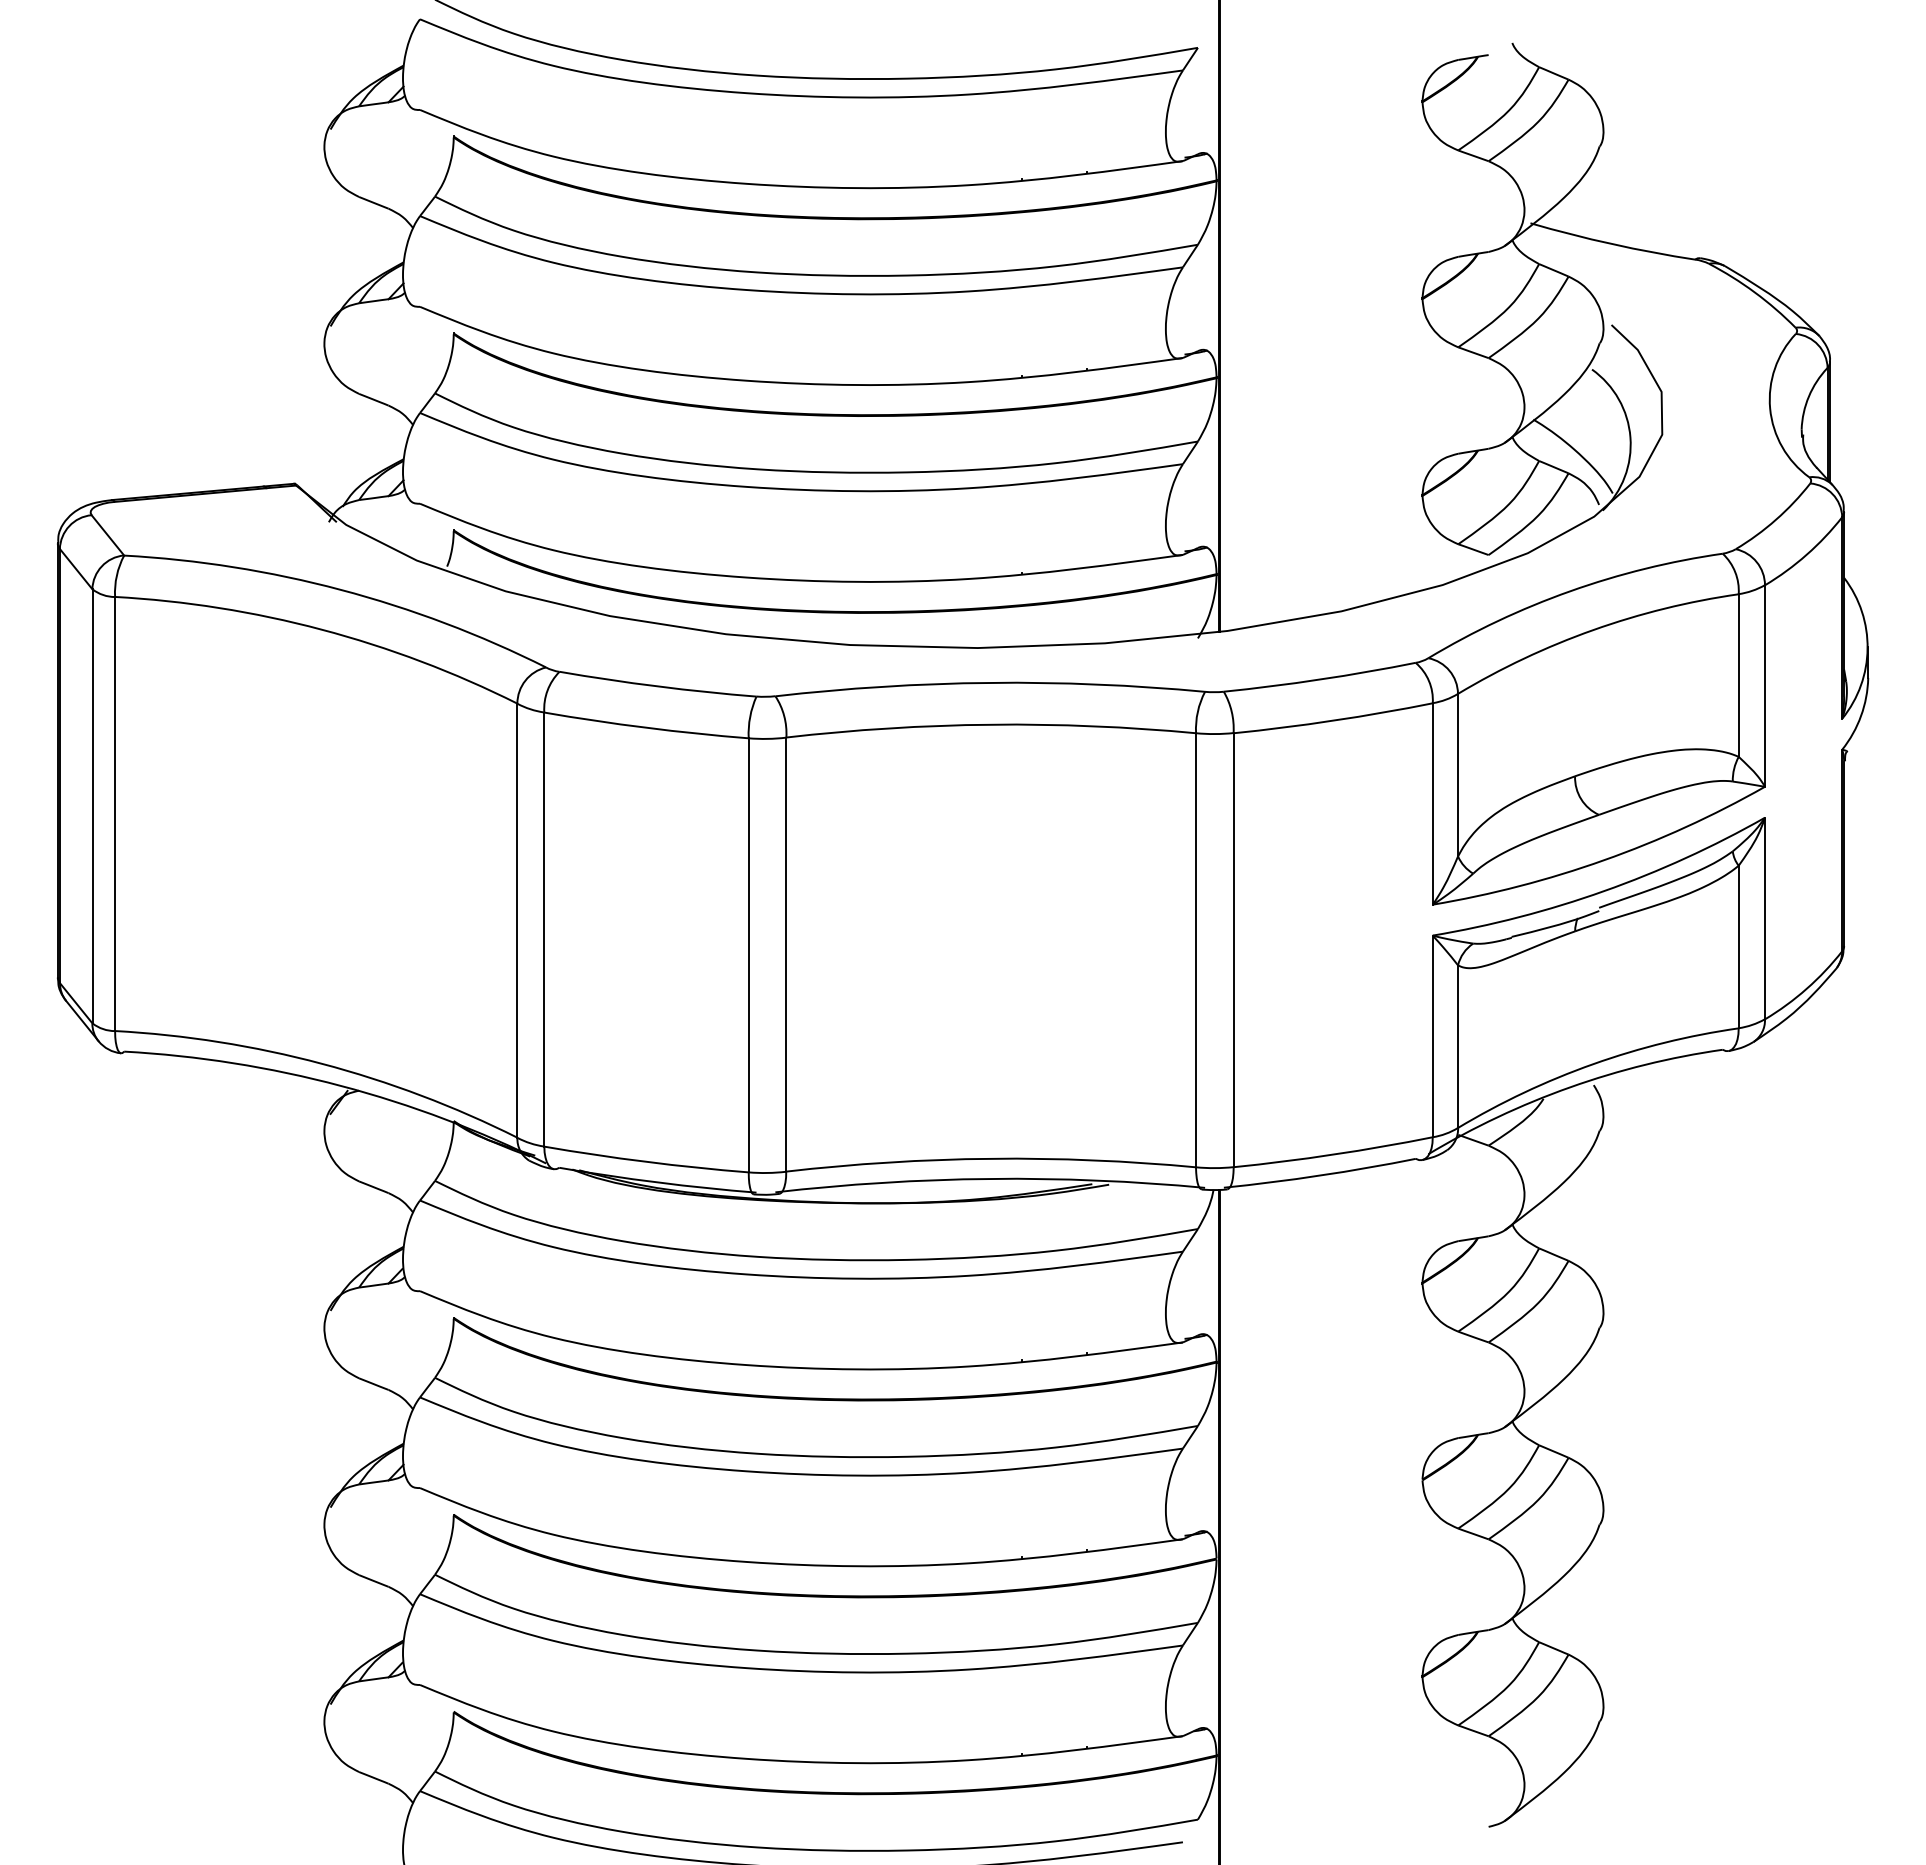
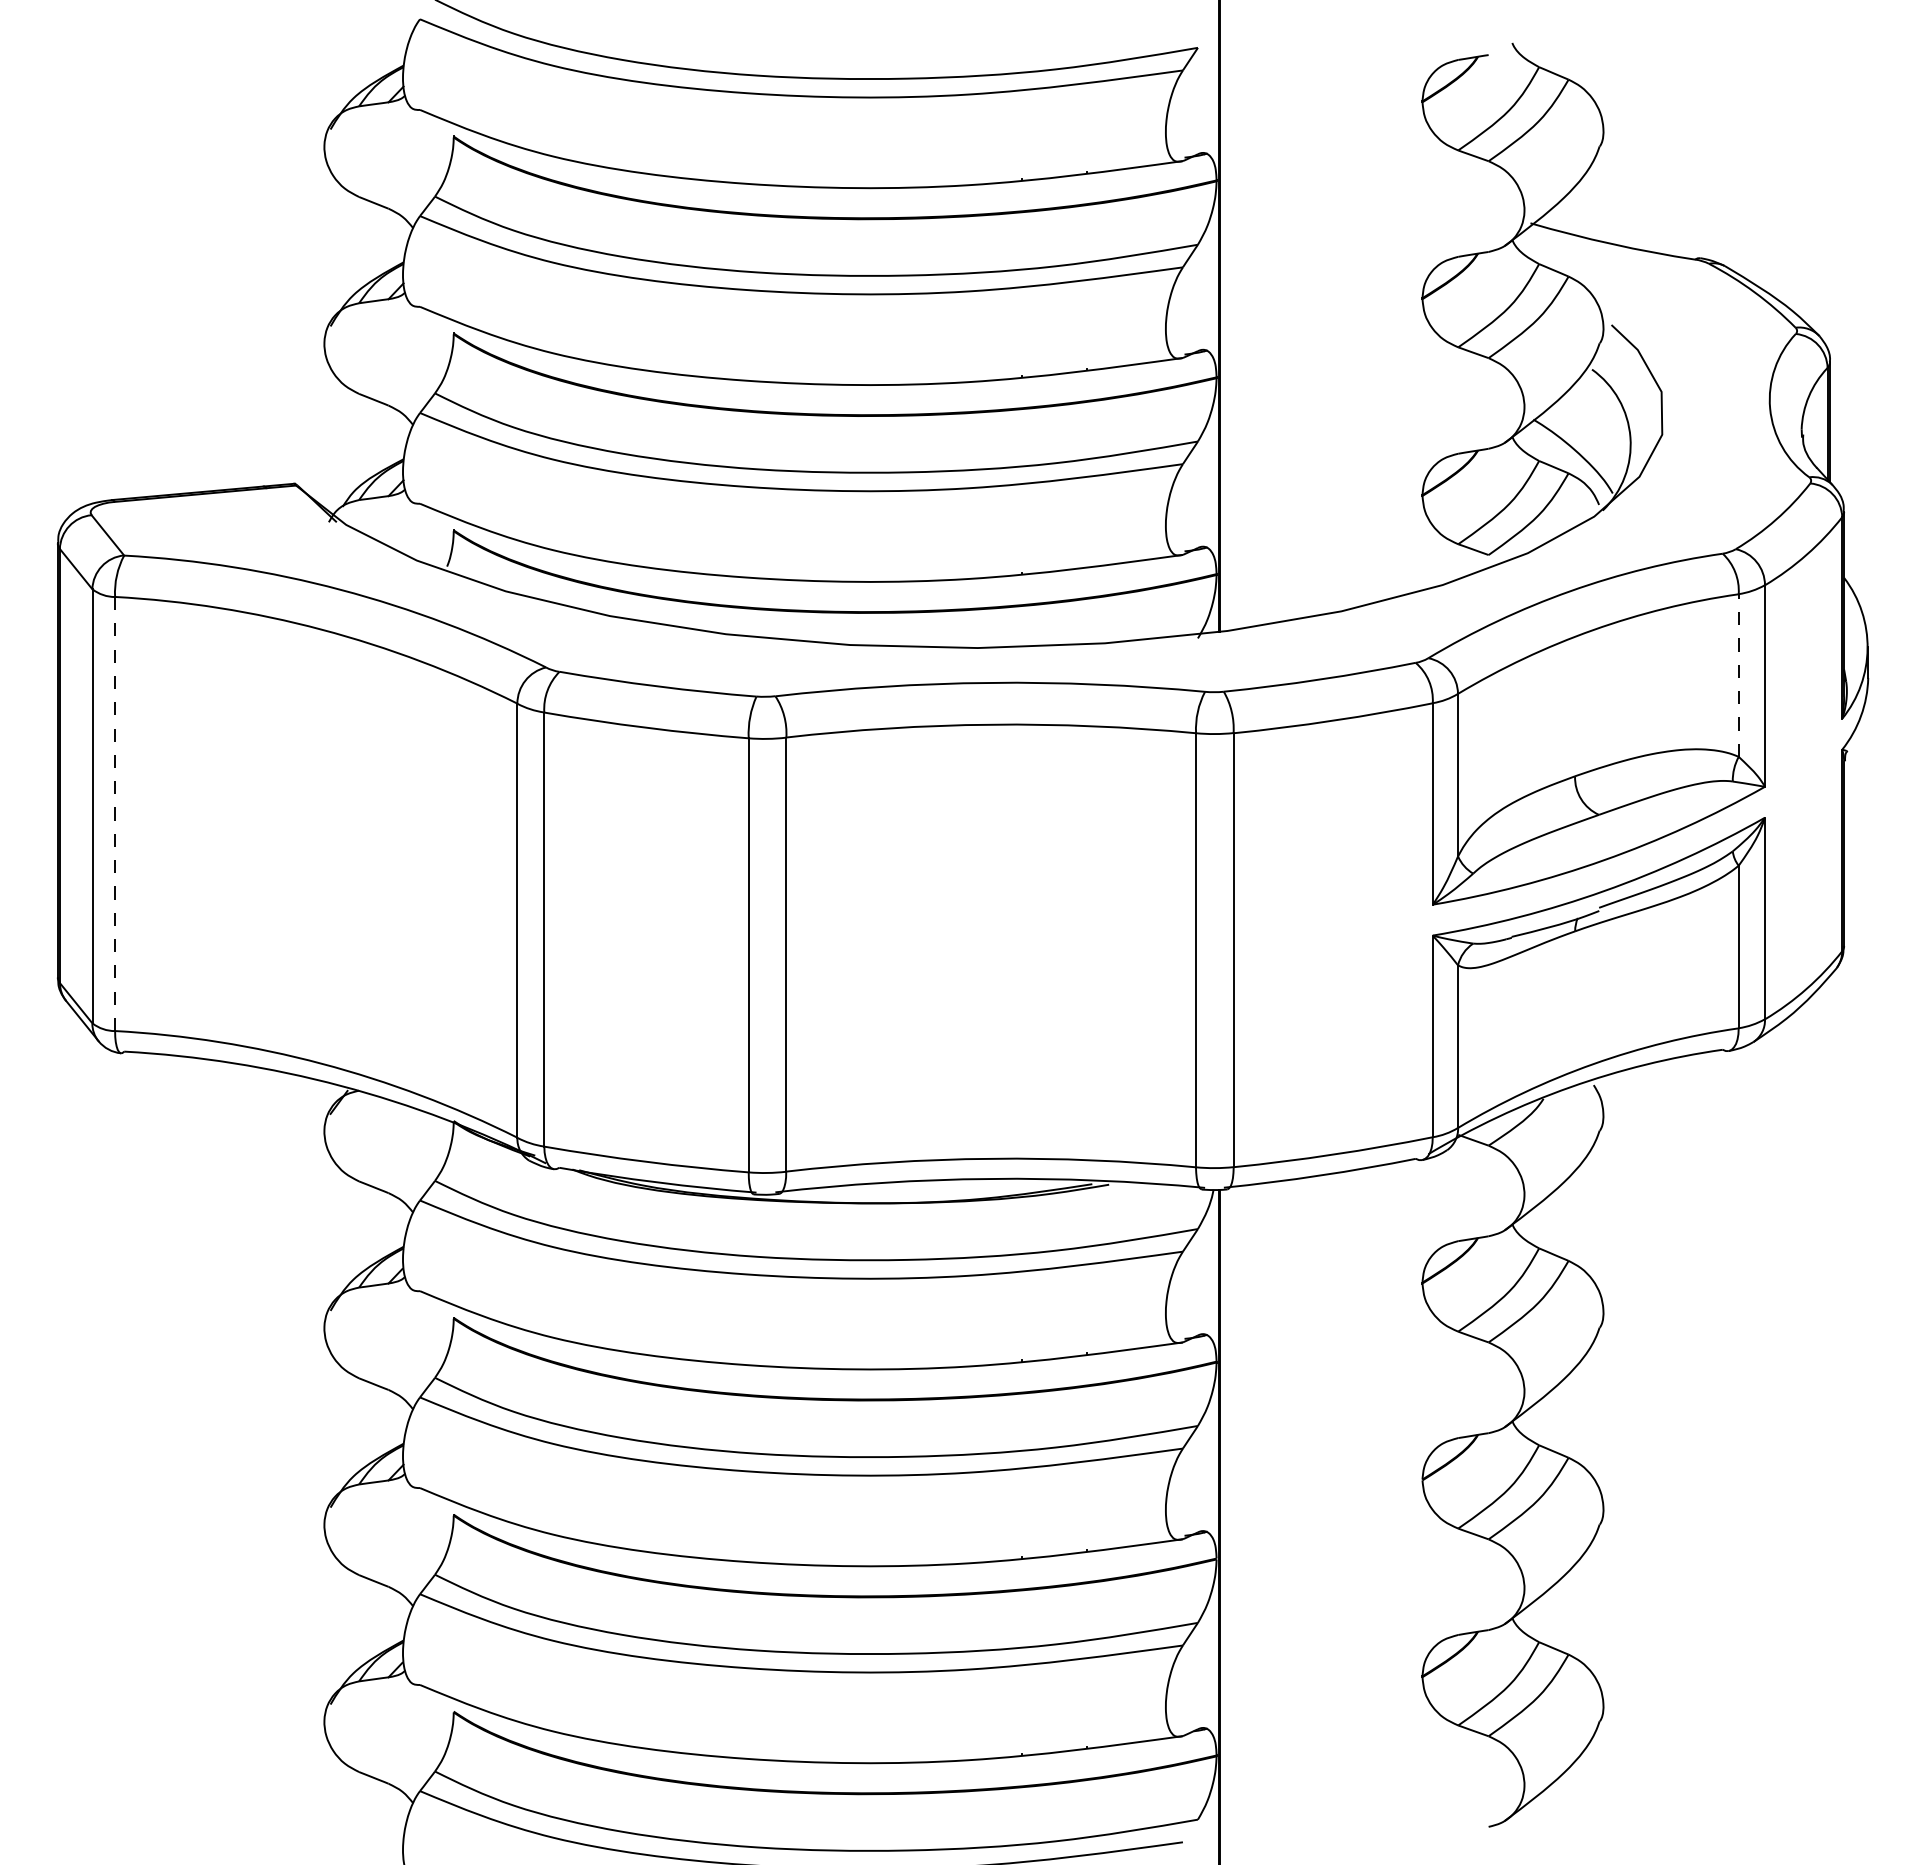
line: solid -> dashed (1738, 675)
line: solid -> dashed (115, 814)
